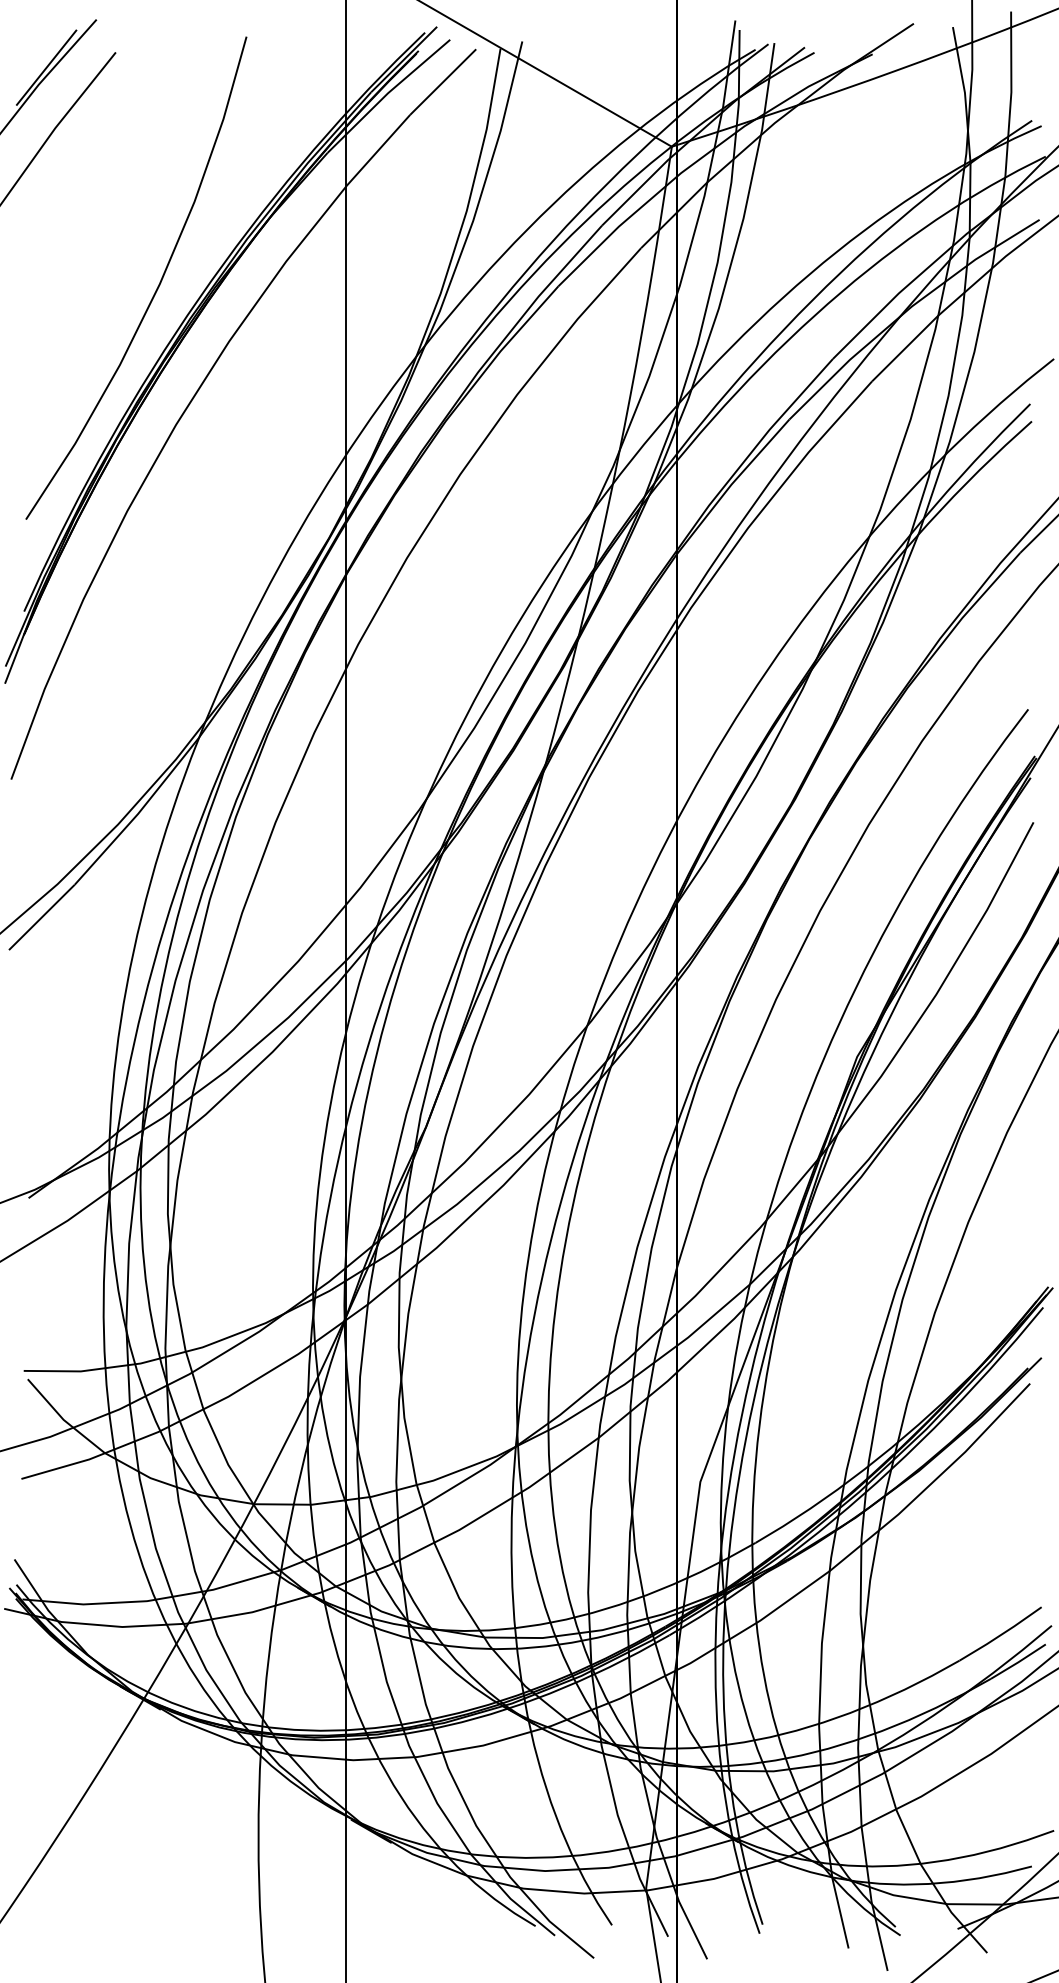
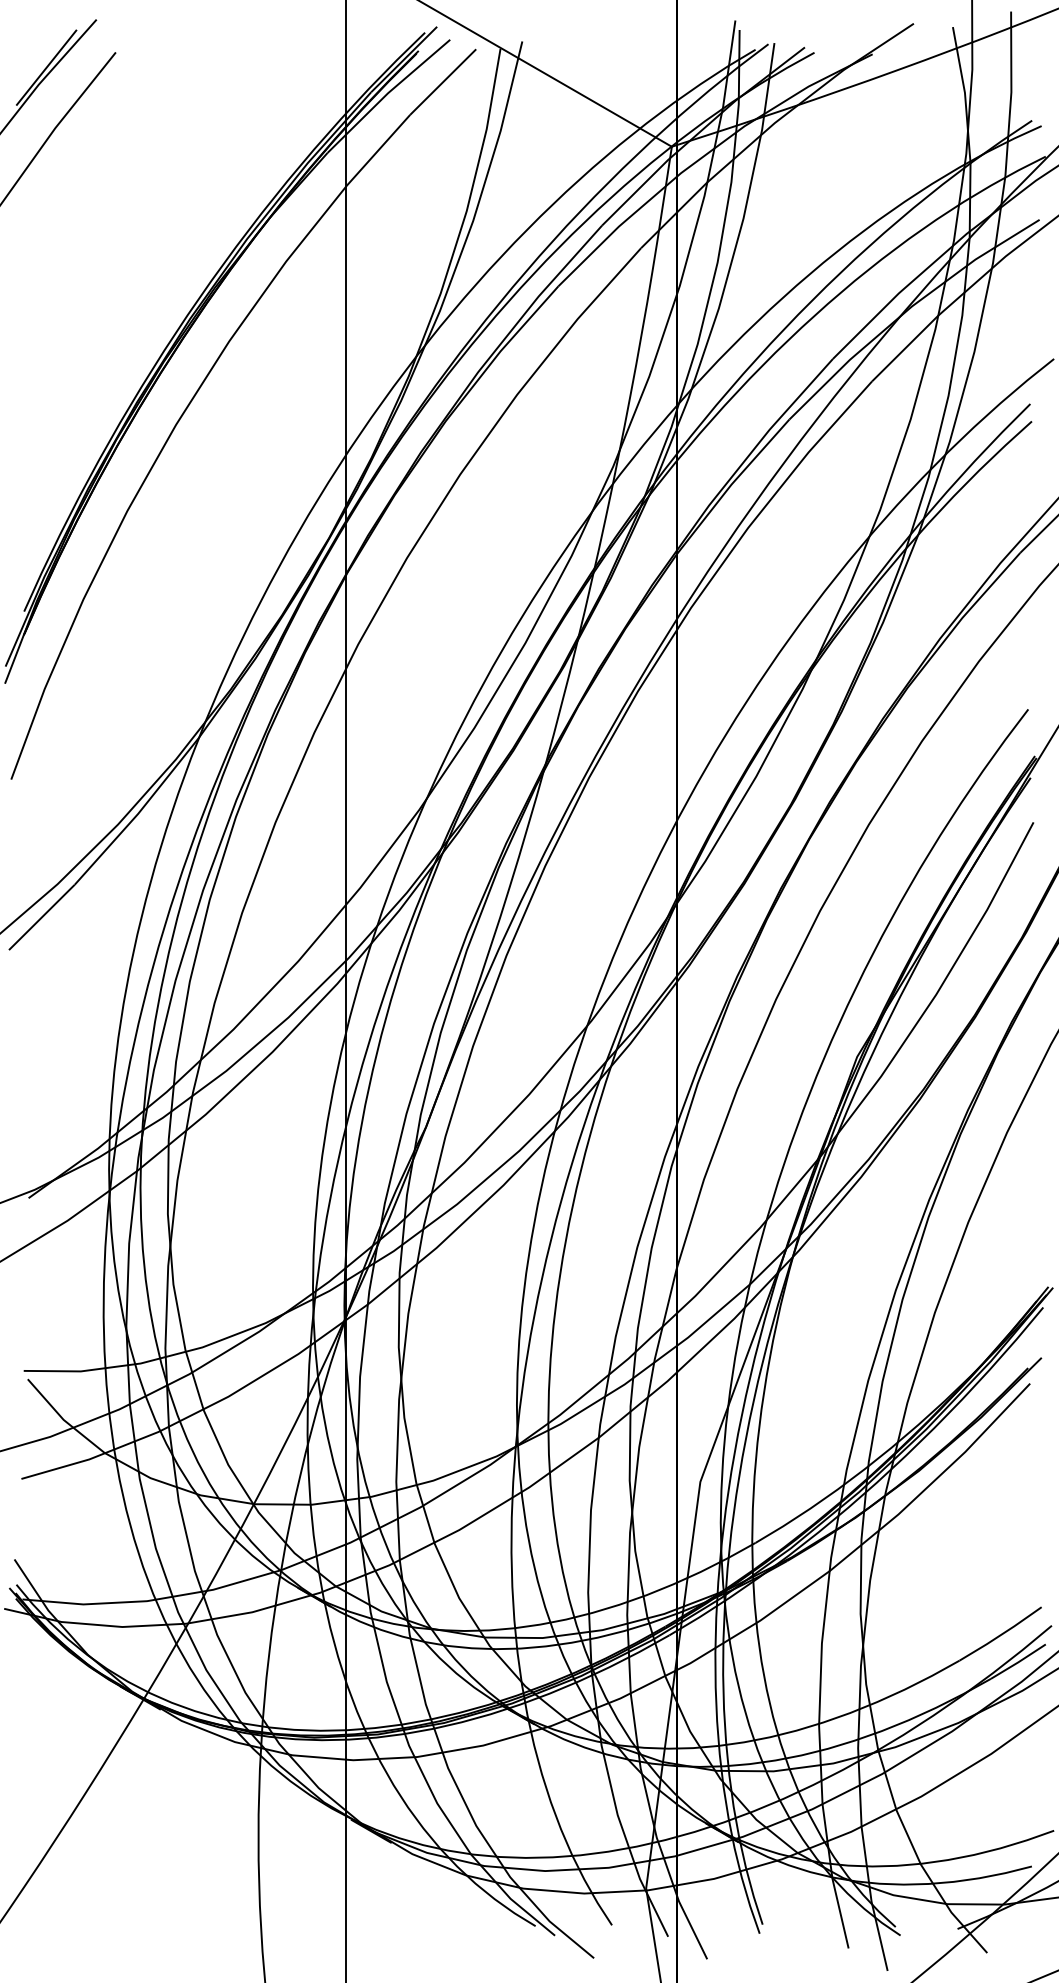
curve: present -> none (156, 288)
